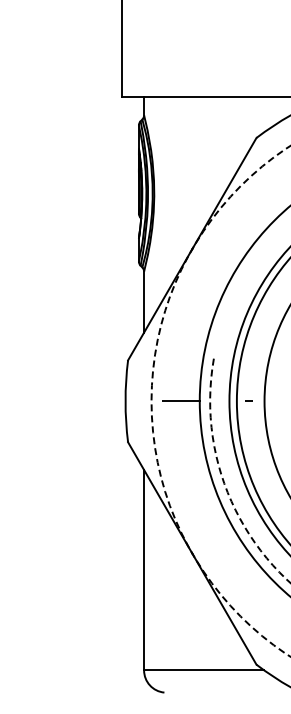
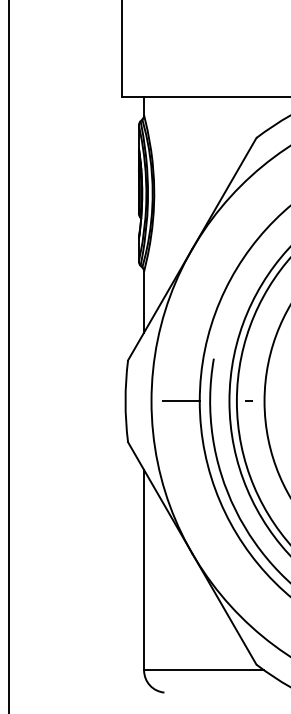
line: none -> present (8, 356)
circle: dashed -> solid (220, 400)
arc: dashed -> solid (223, 481)
